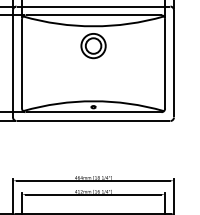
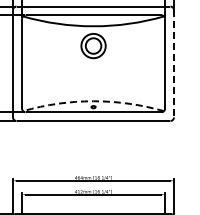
line: solid -> dashed (173, 63)
arc: solid -> dashed (93, 101)
